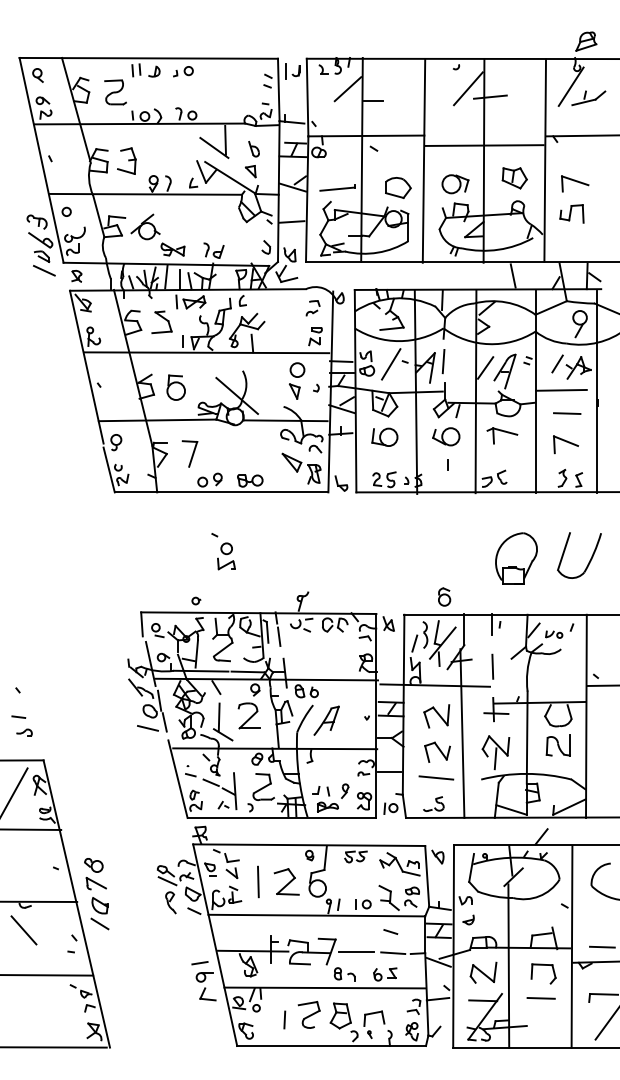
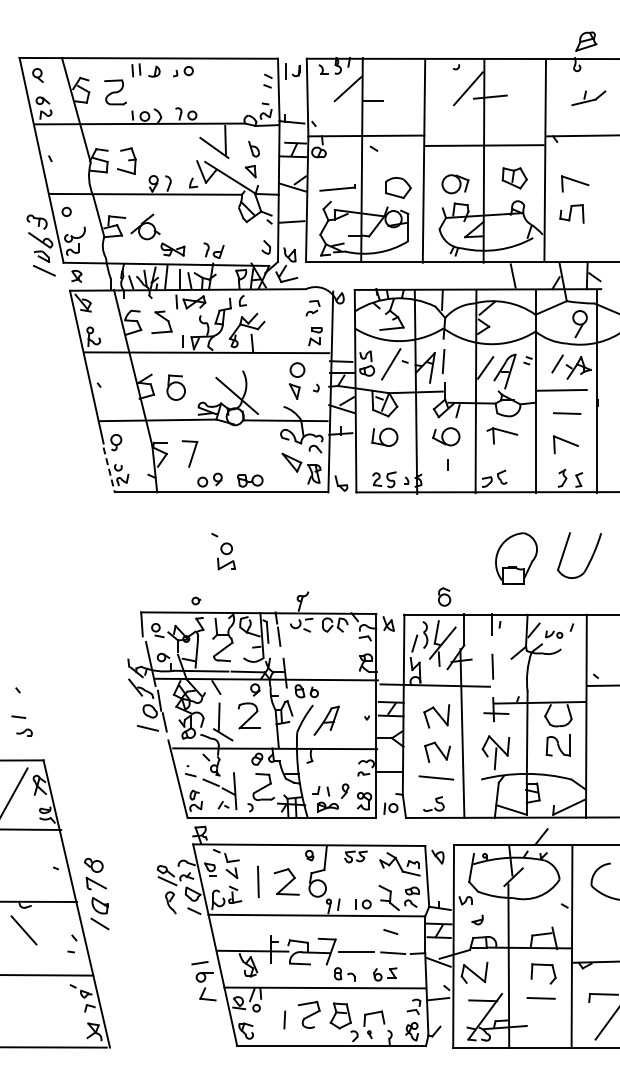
line: present -> none (570, 86)
line: solid -> dashed (109, 470)
part position: (468, 919) -> (477, 919) (477, 919)
line: present -> none (602, 946)
part position: (483, 972) -> (474, 972) (474, 972)
